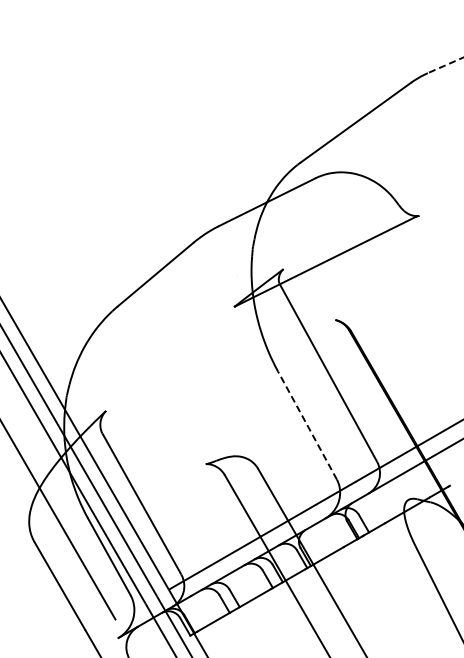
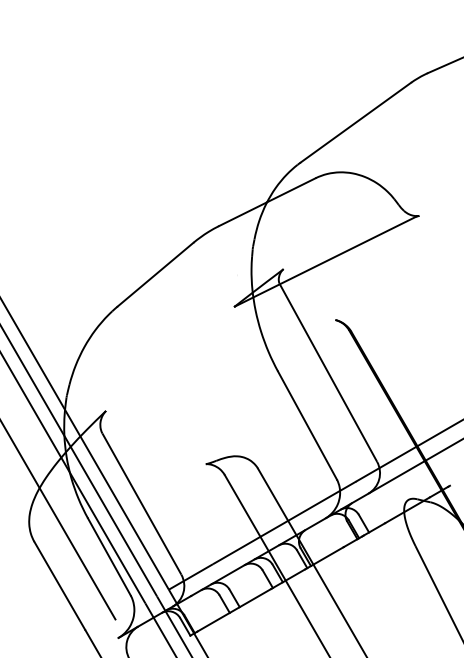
line: dashed -> solid (445, 65)
line: dashed -> solid (307, 425)
